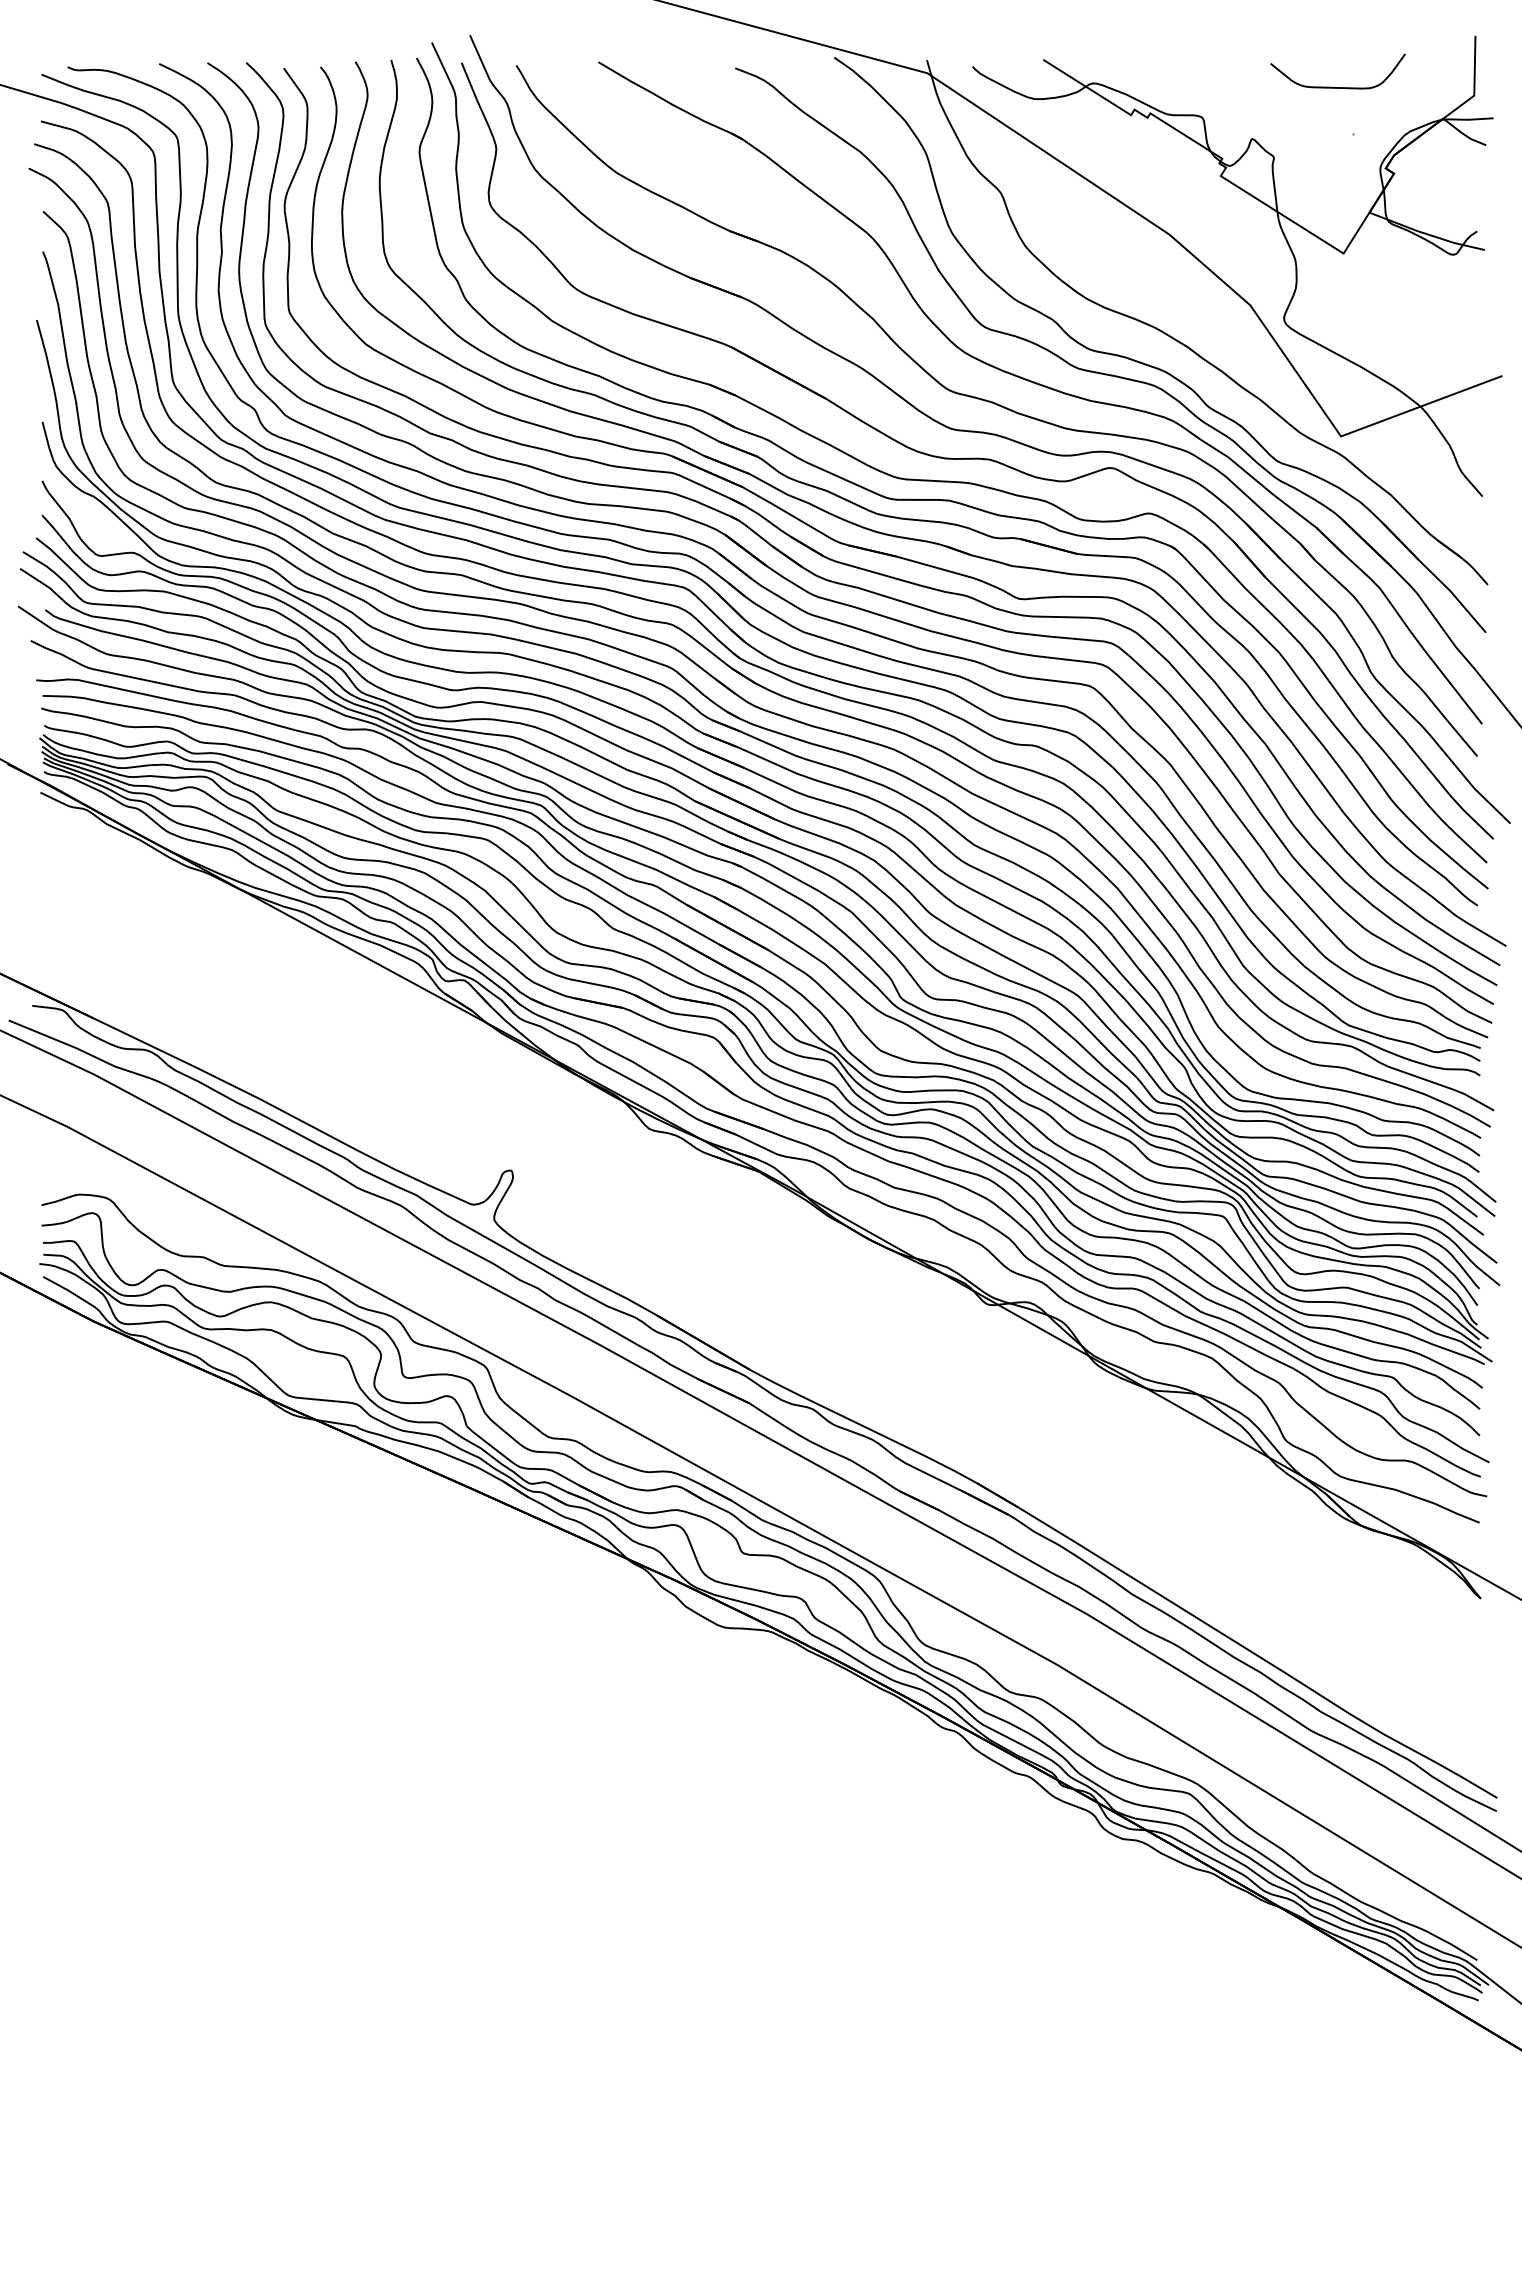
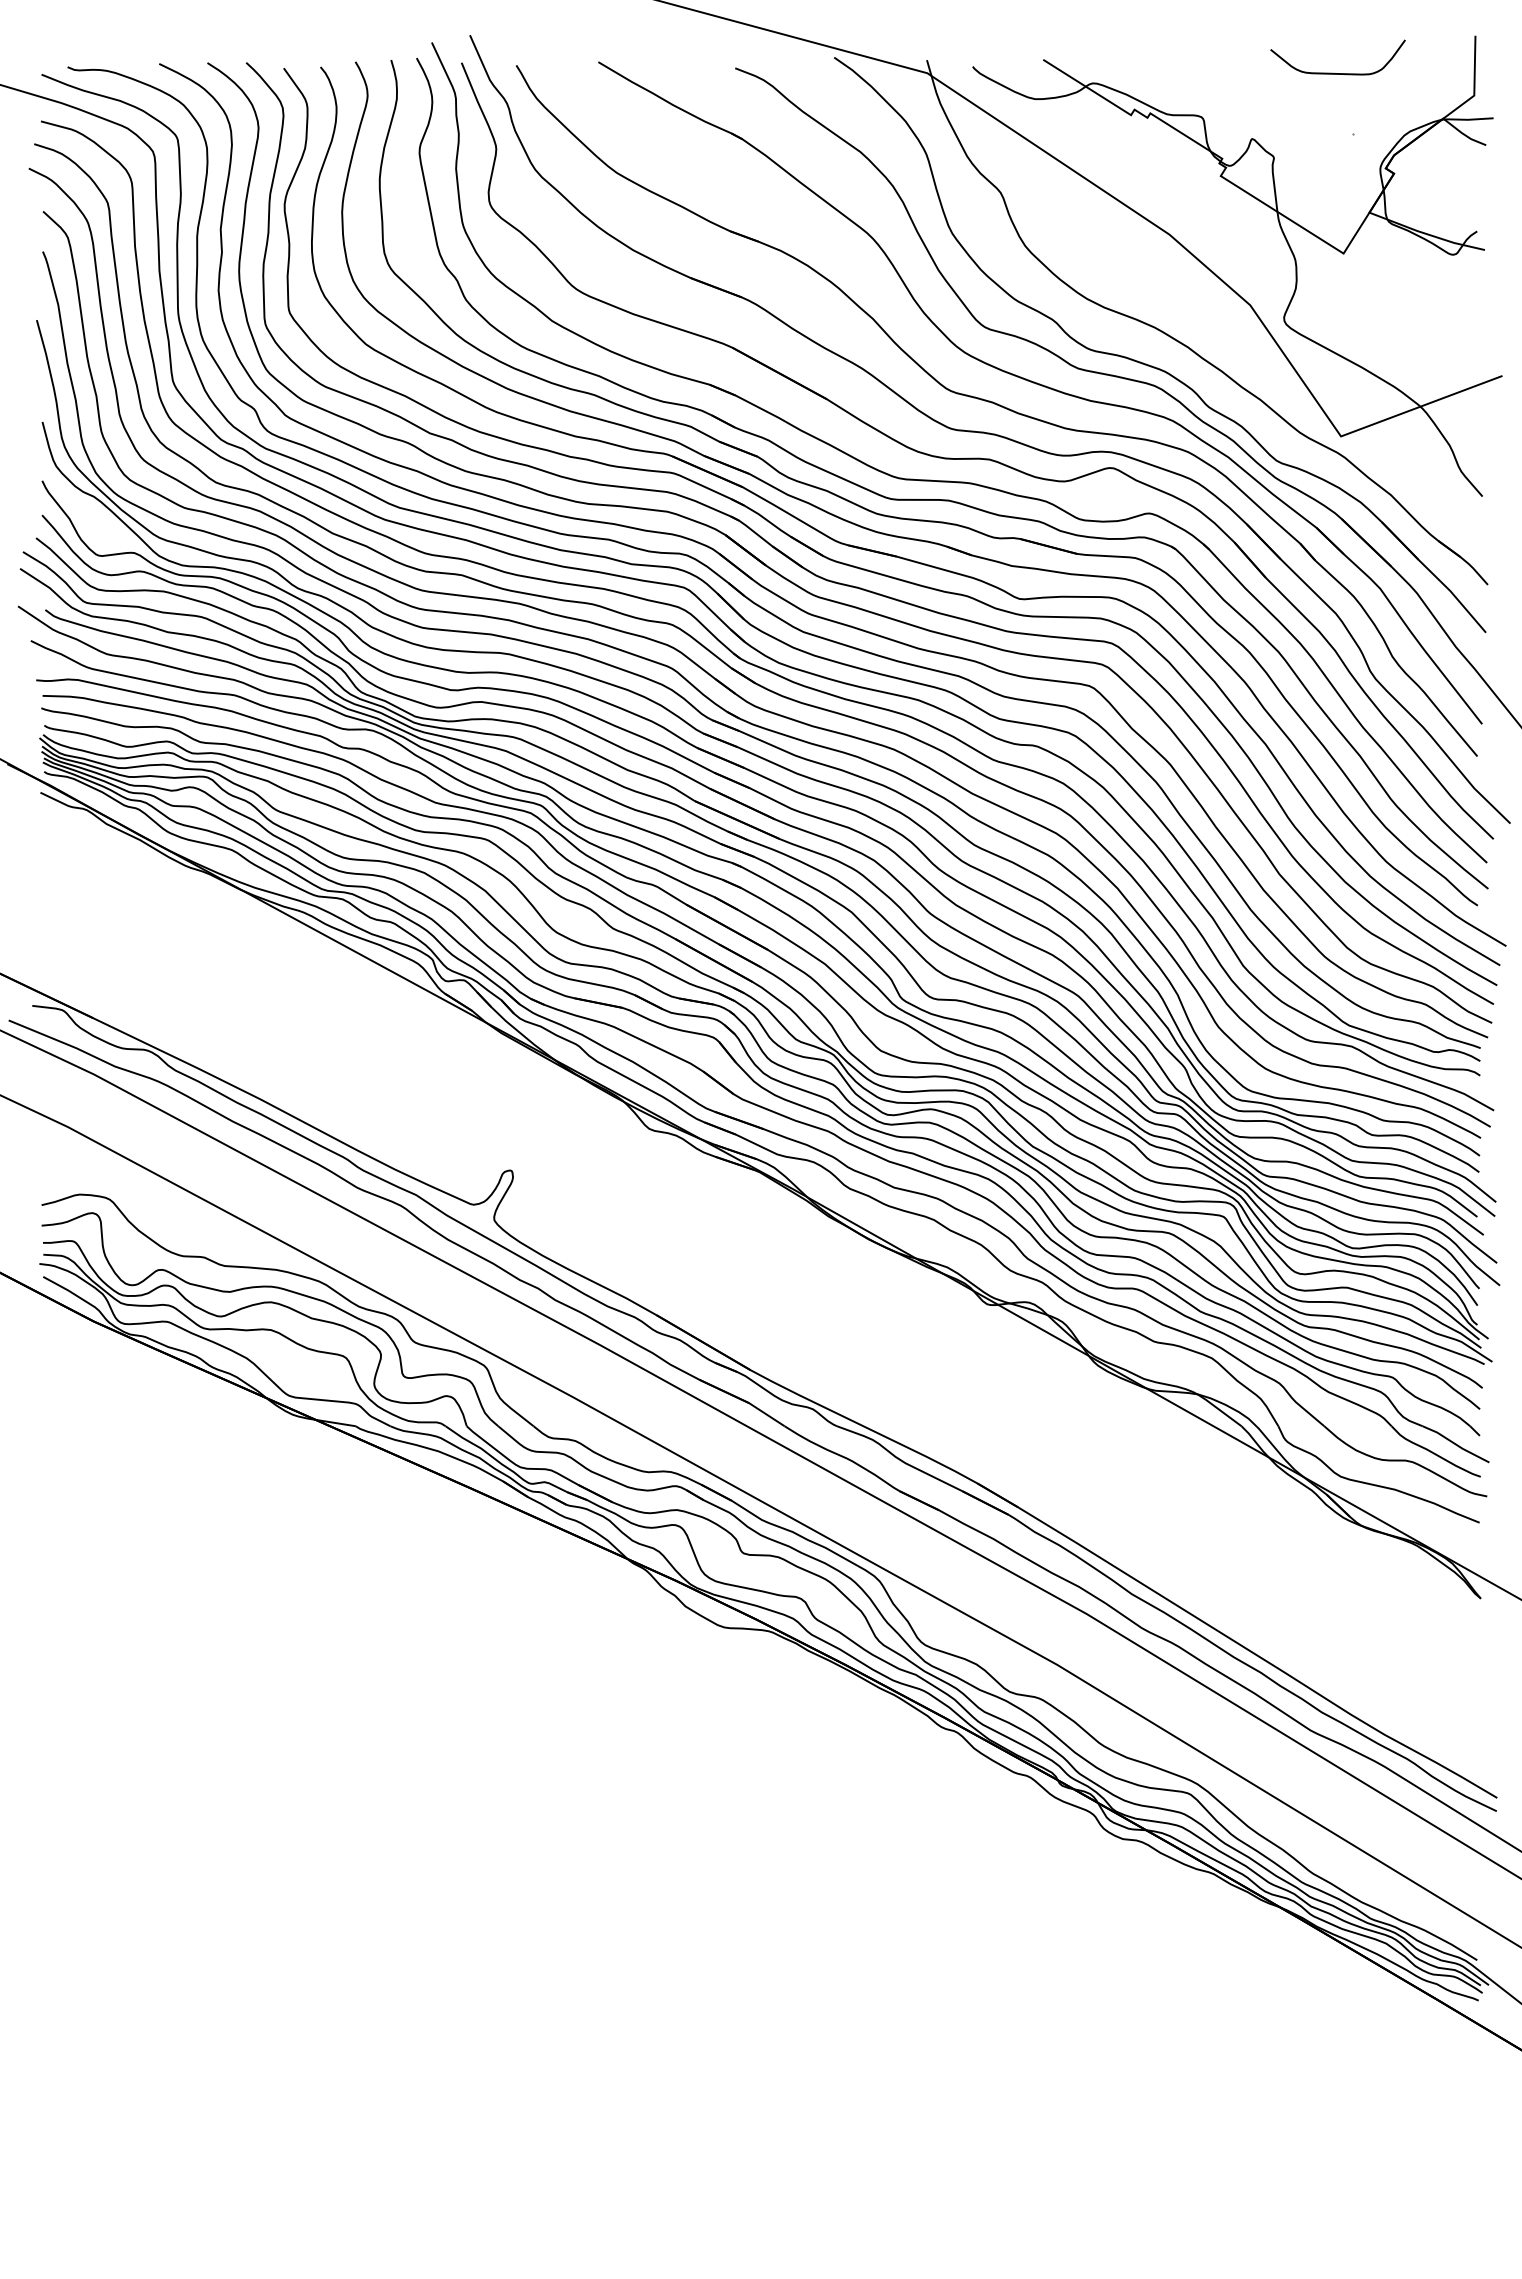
curve position: (1333, 86) -> (1333, 72) (1333, 72)
